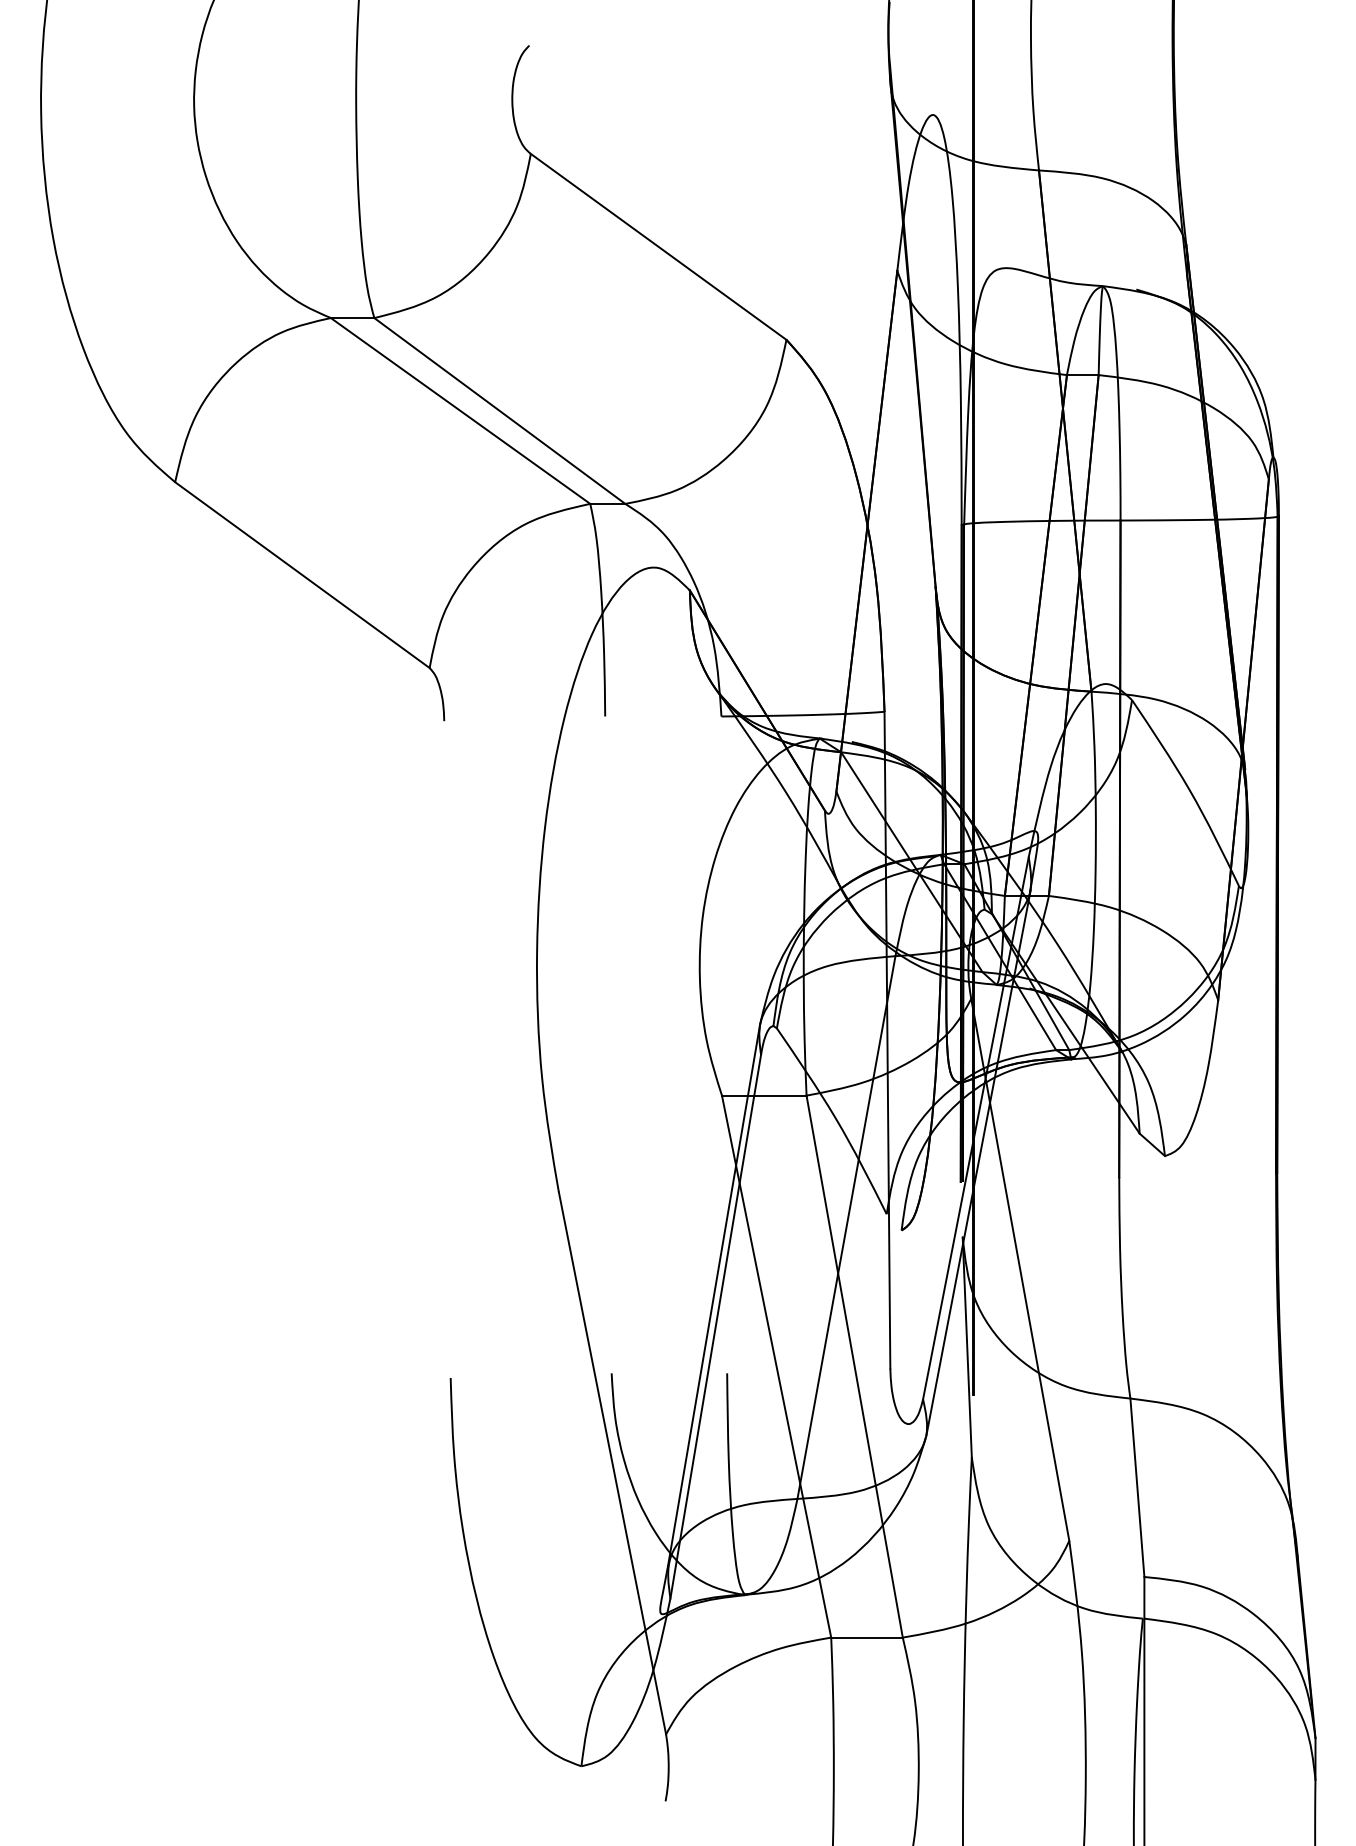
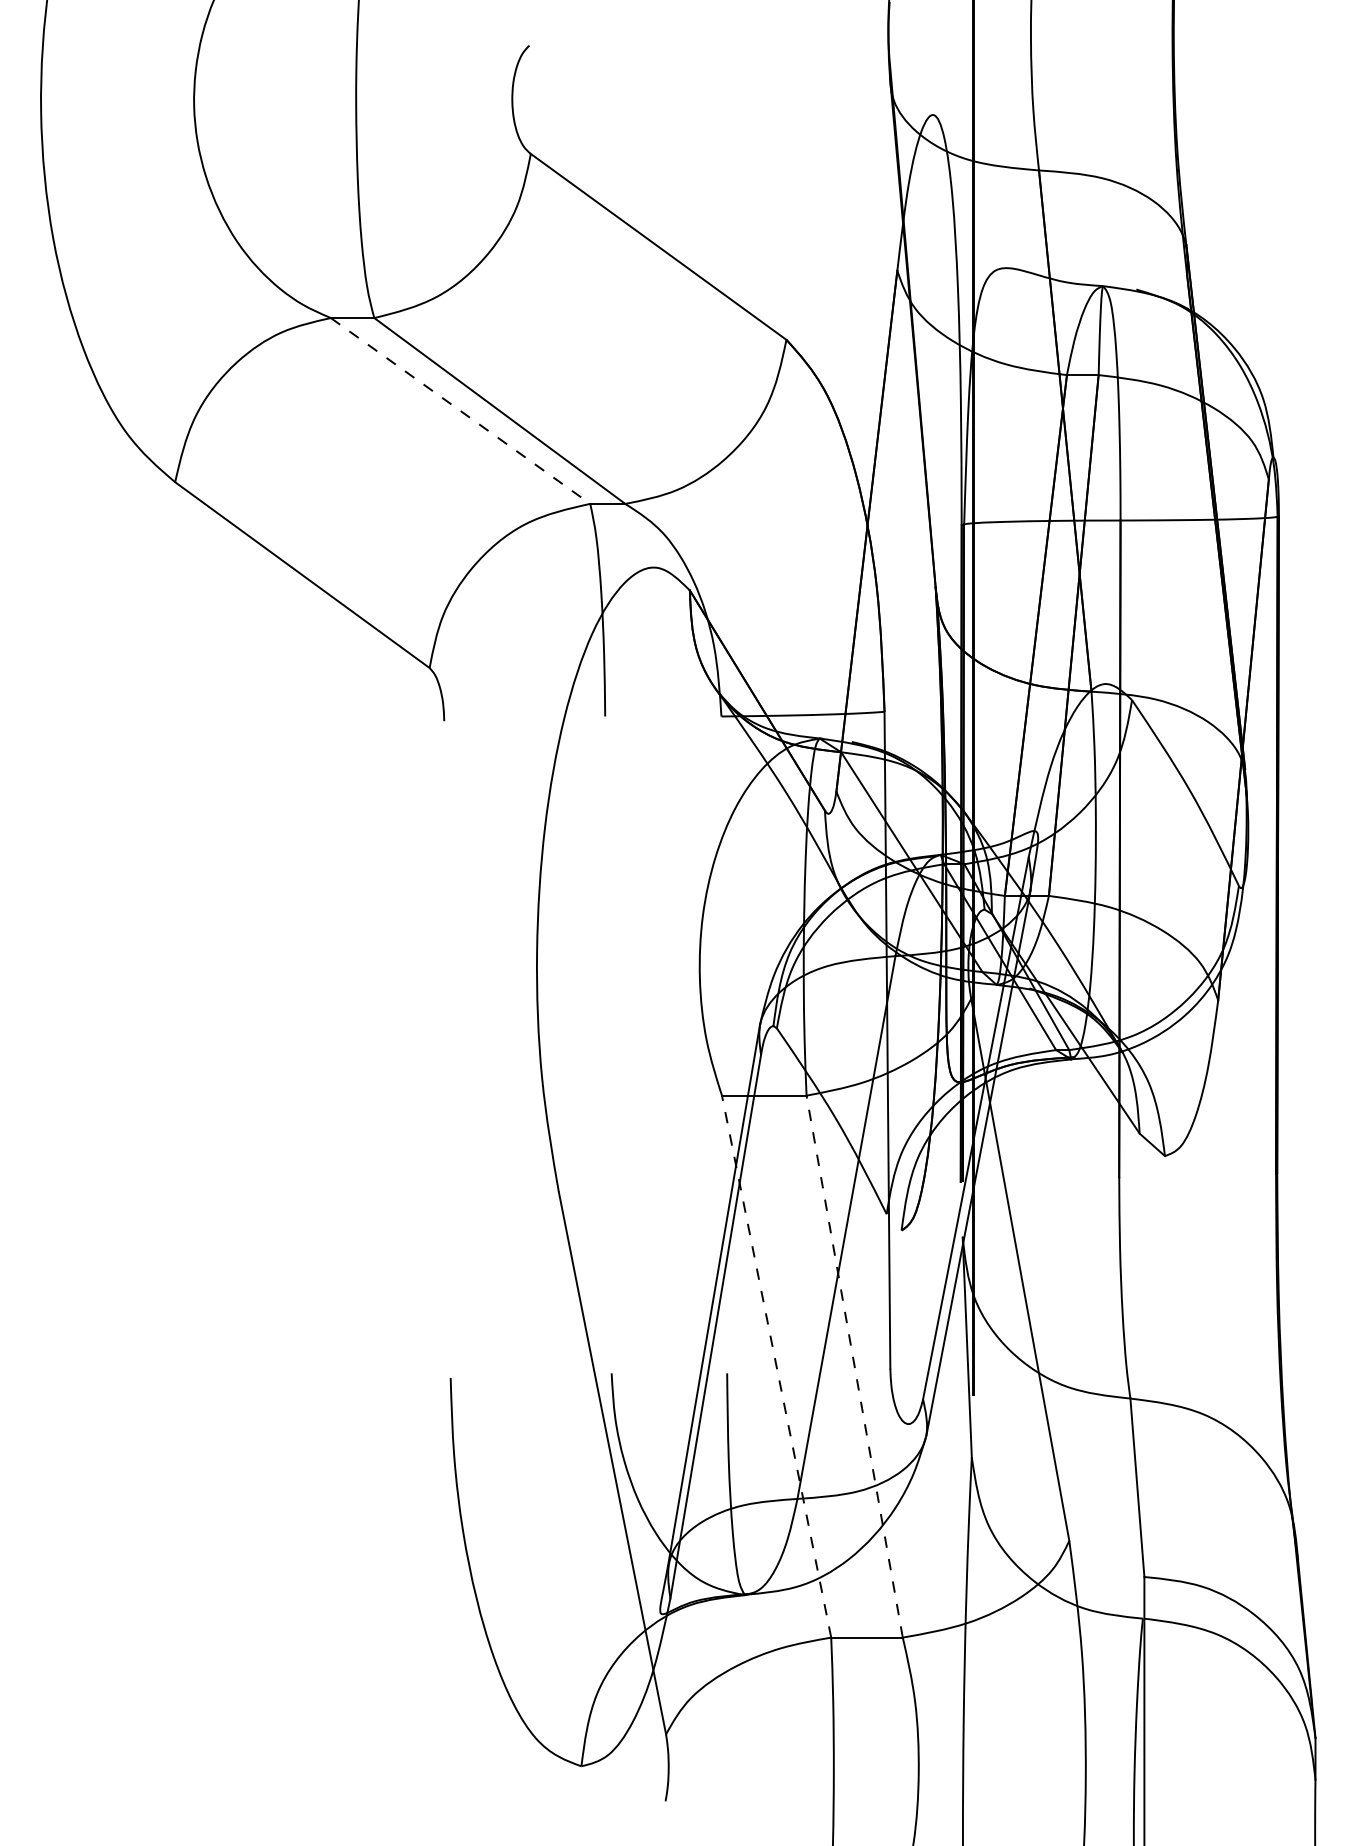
line: solid -> dashed (460, 410)
line: solid -> dashed (776, 1366)
line: solid -> dashed (854, 1366)
